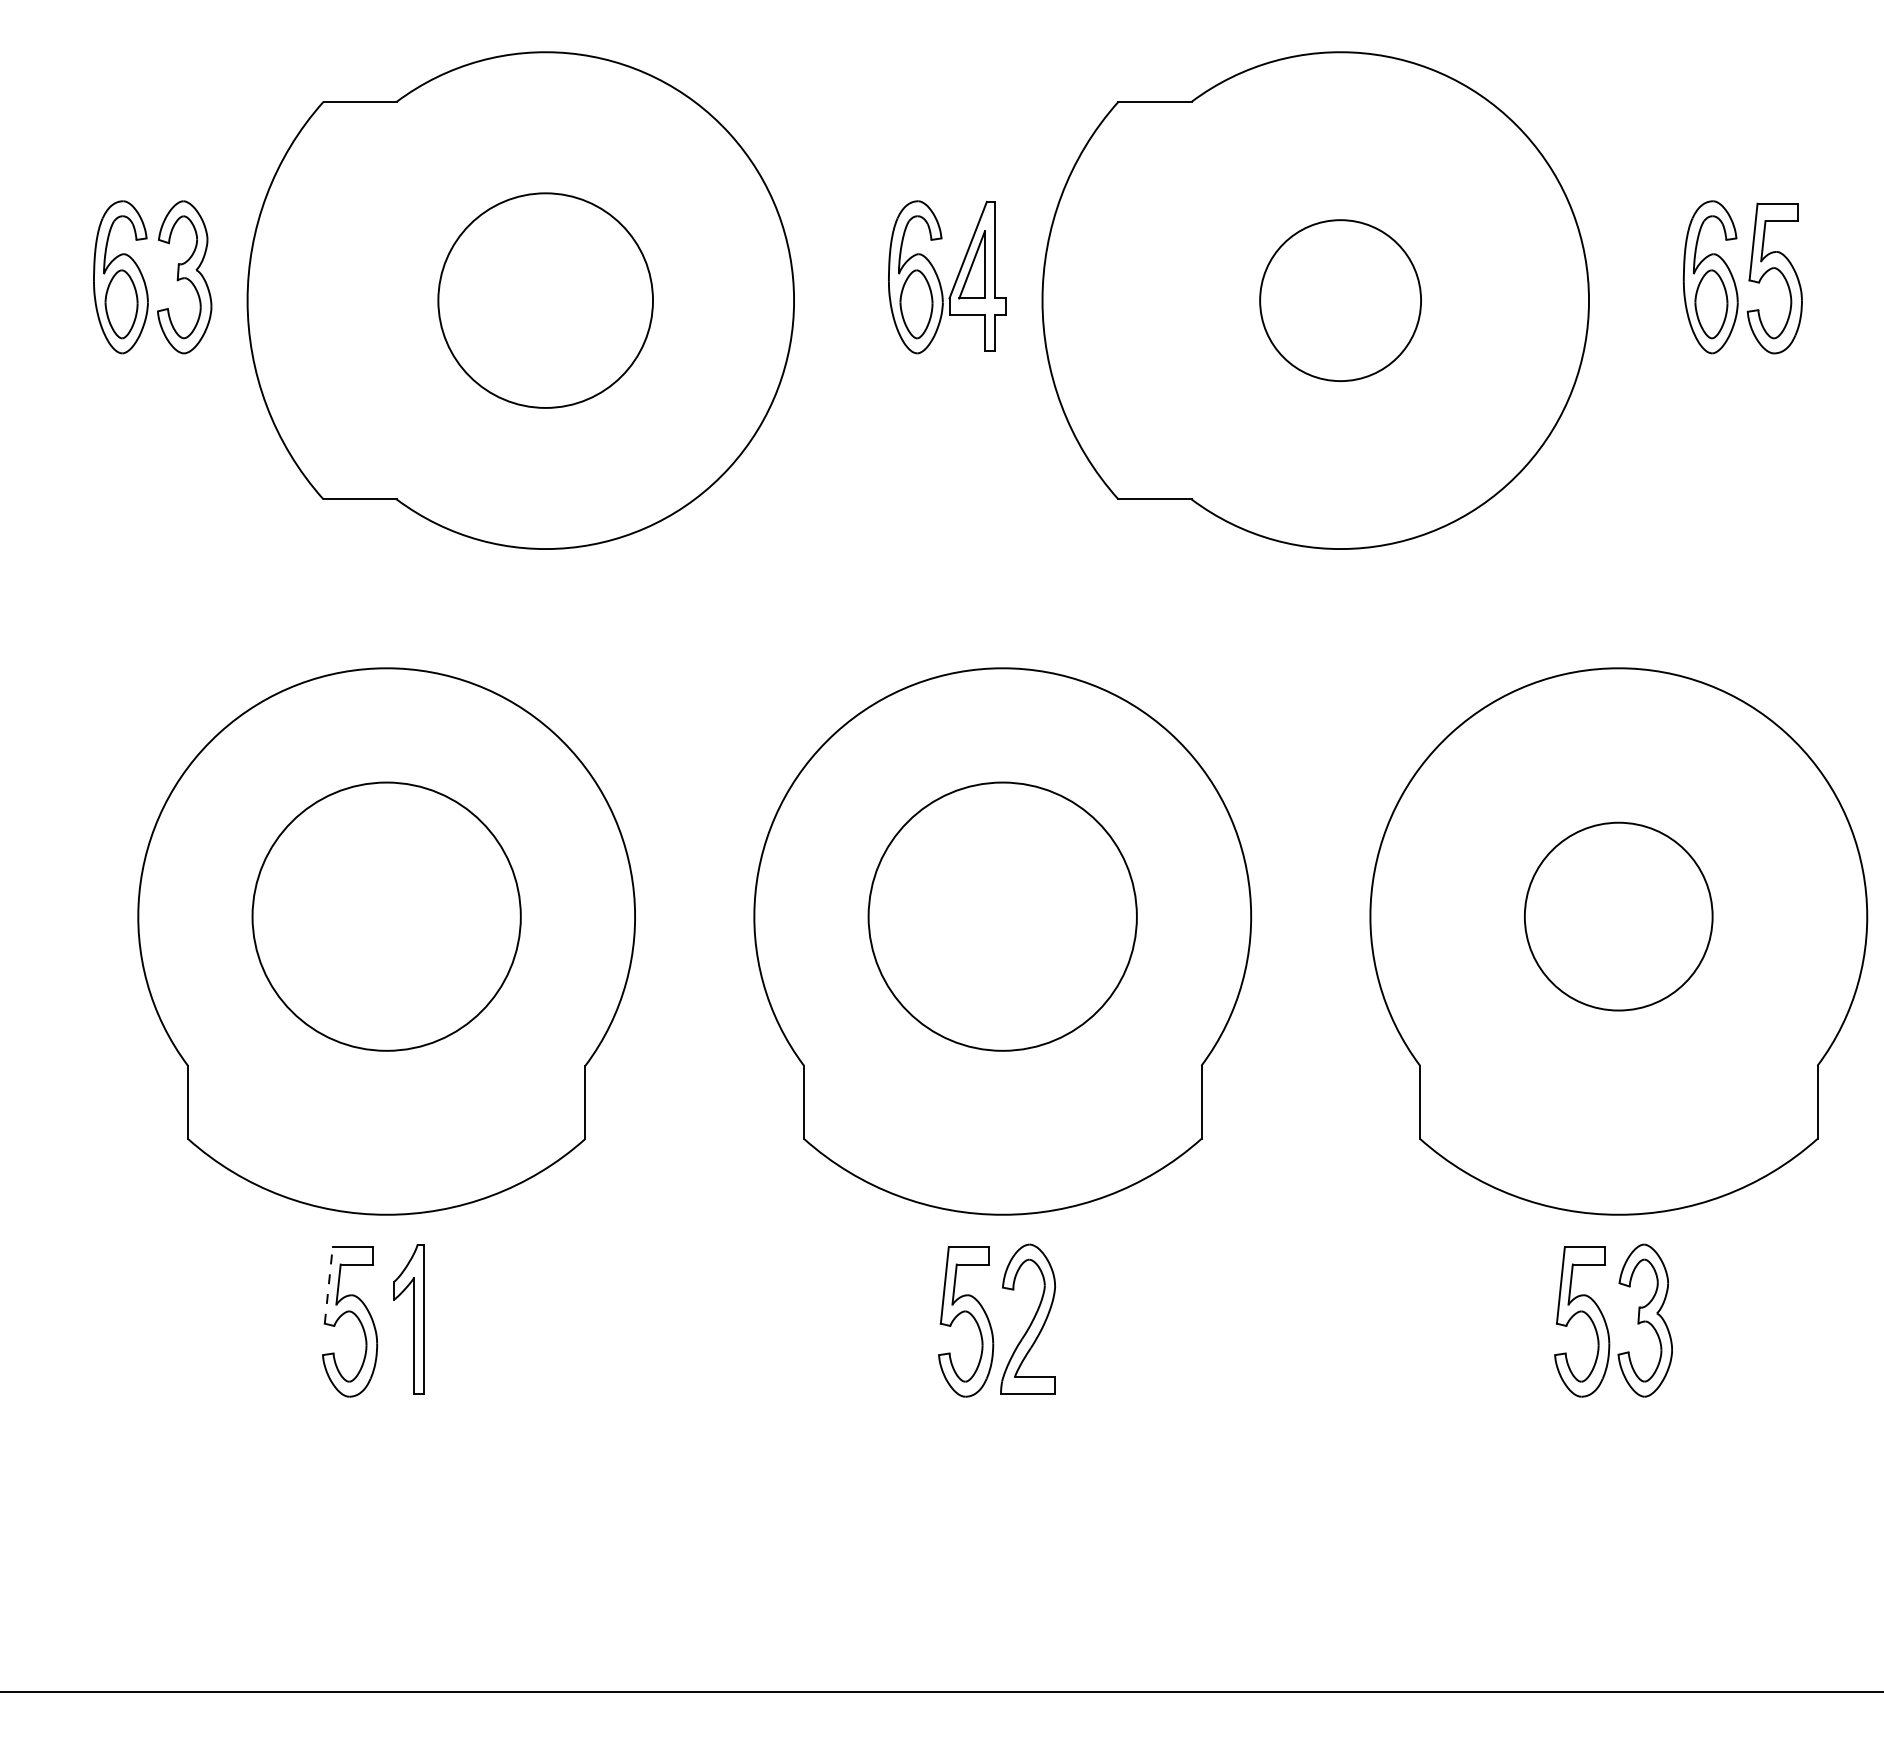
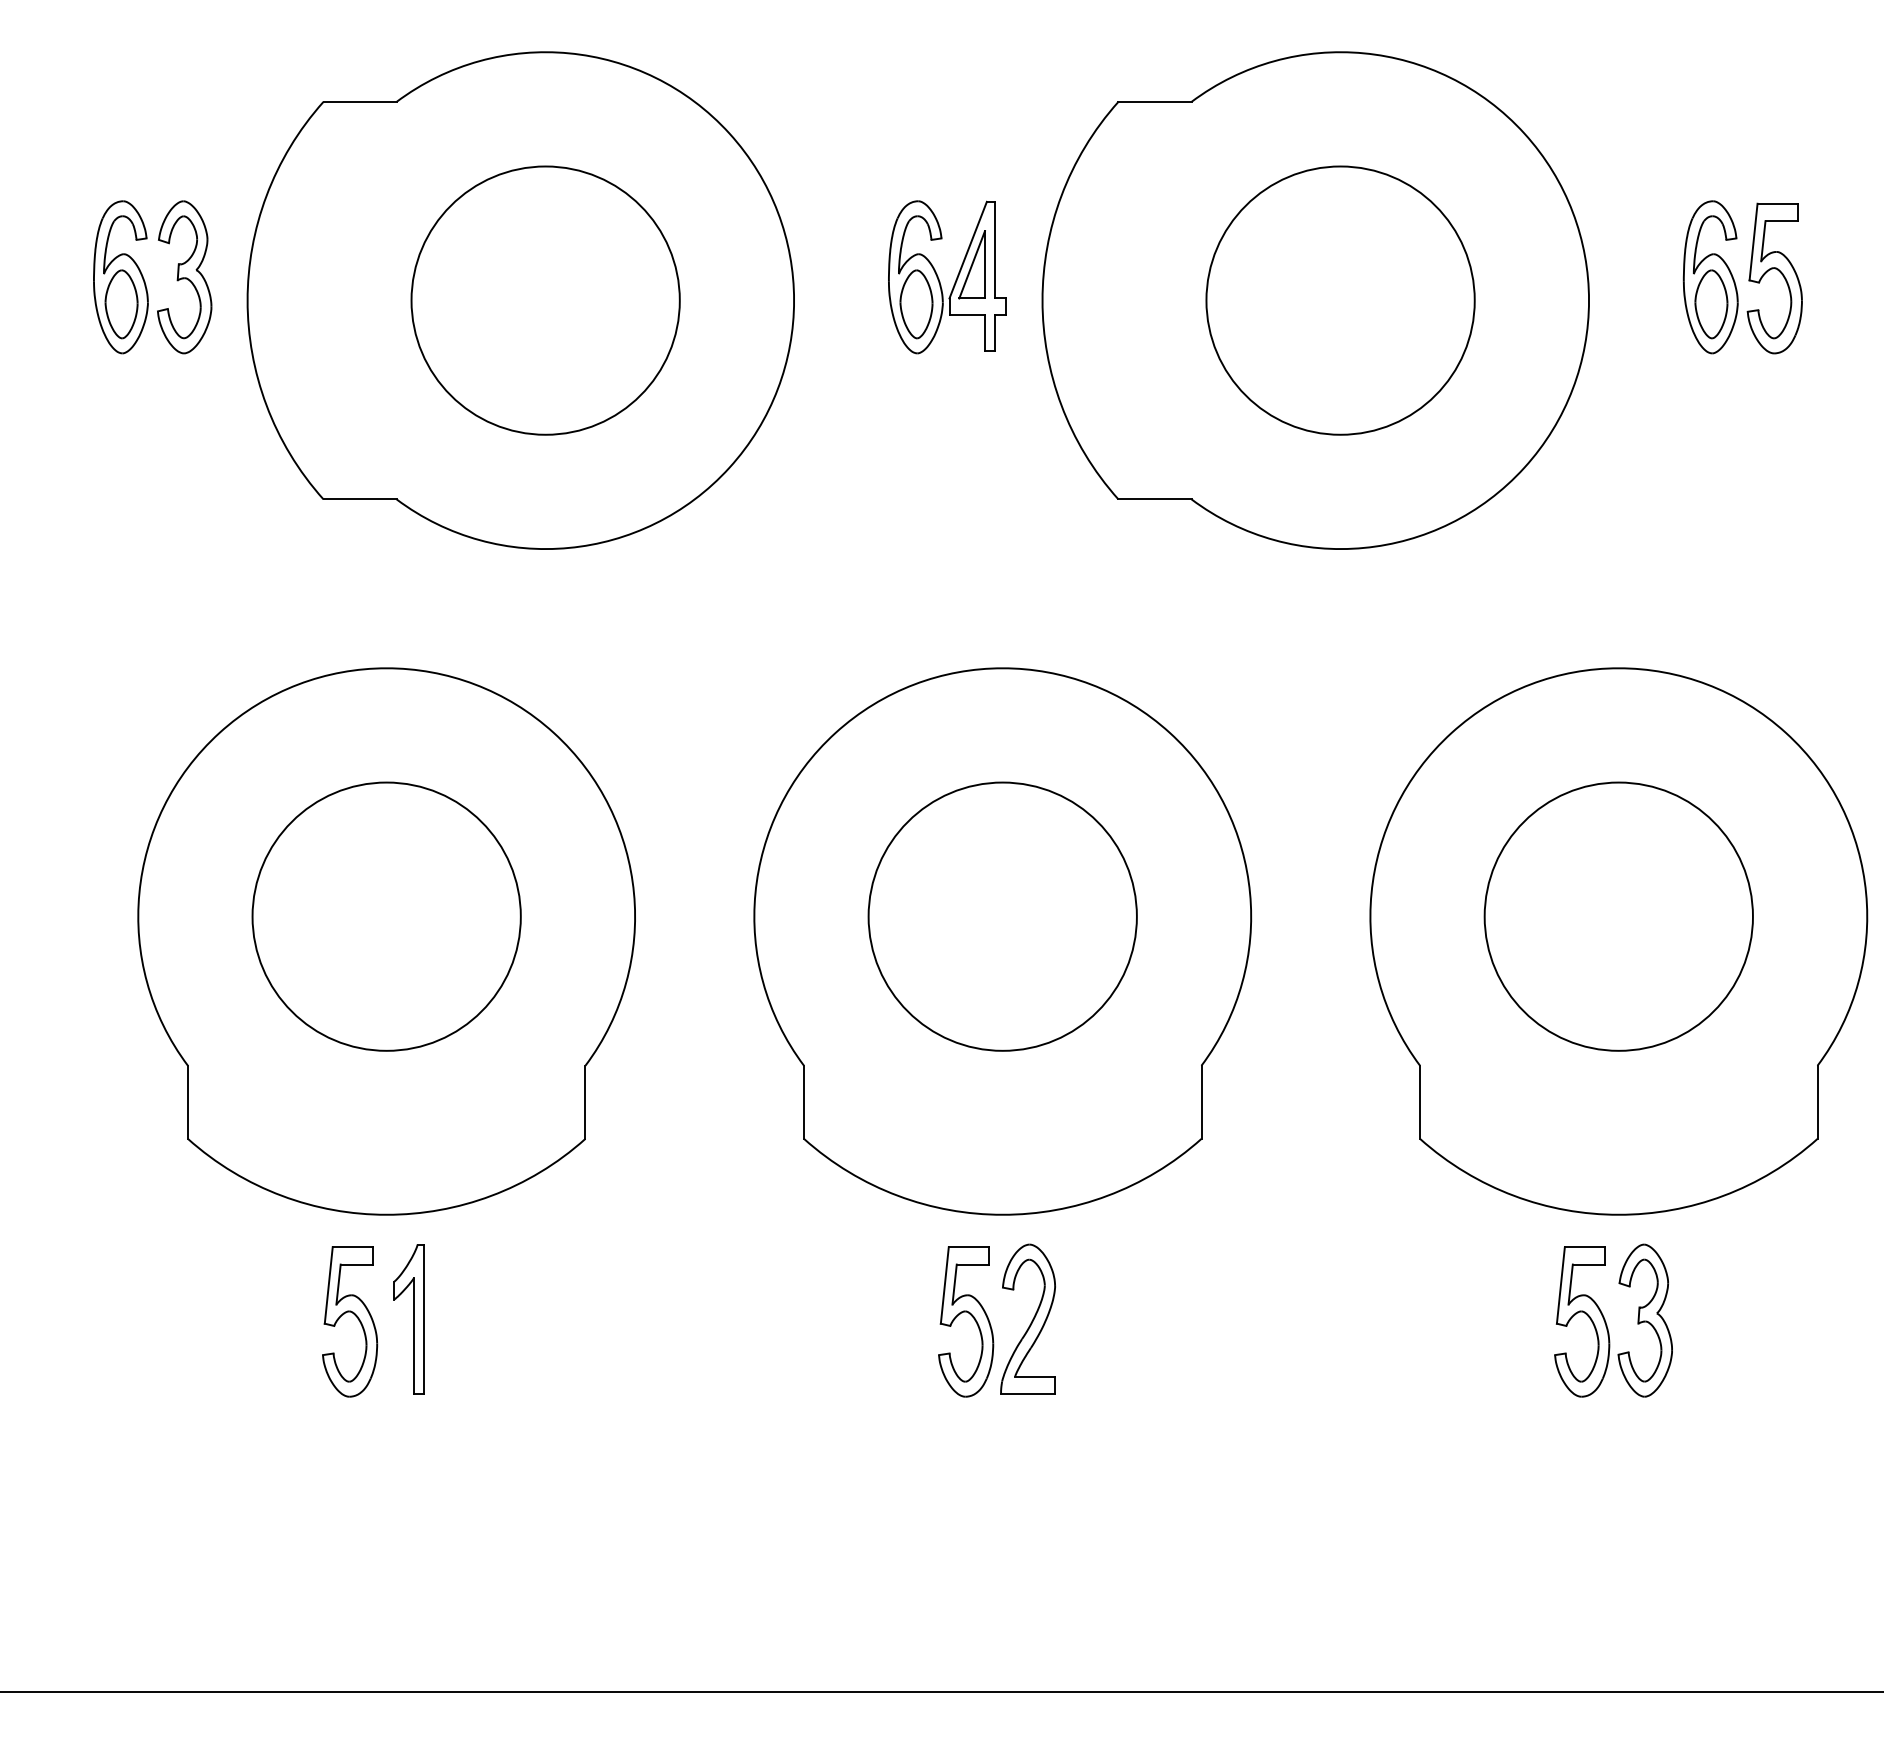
circle diameter: 215 px -> 268 px (545, 300)
circle diameter: 161 px -> 268 px (1340, 300)
circle size: 190x191 px -> 271x271 px (1618, 916)
line: dashed -> solid (328, 1285)
